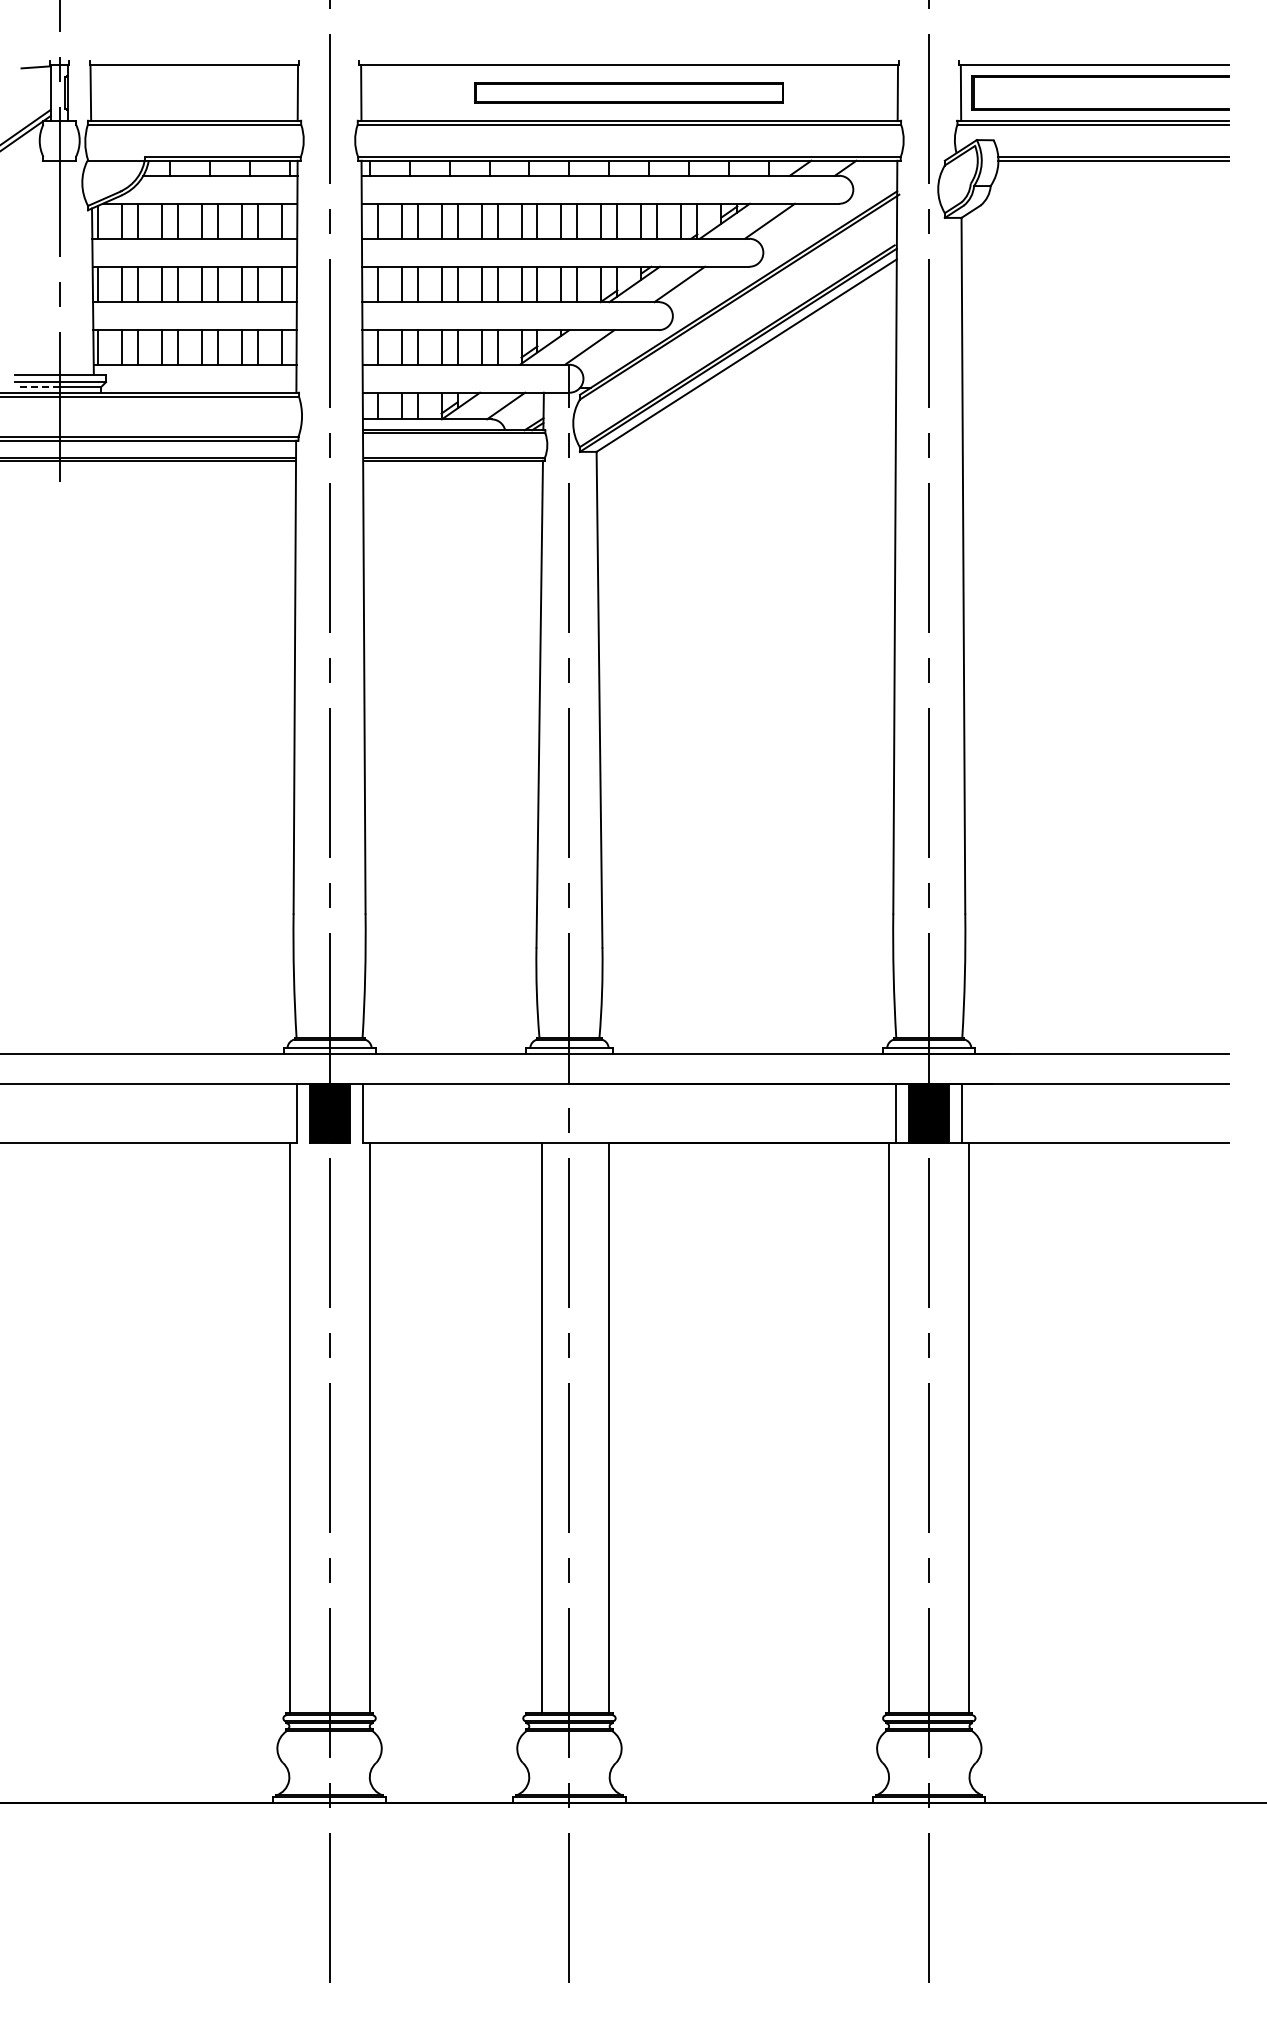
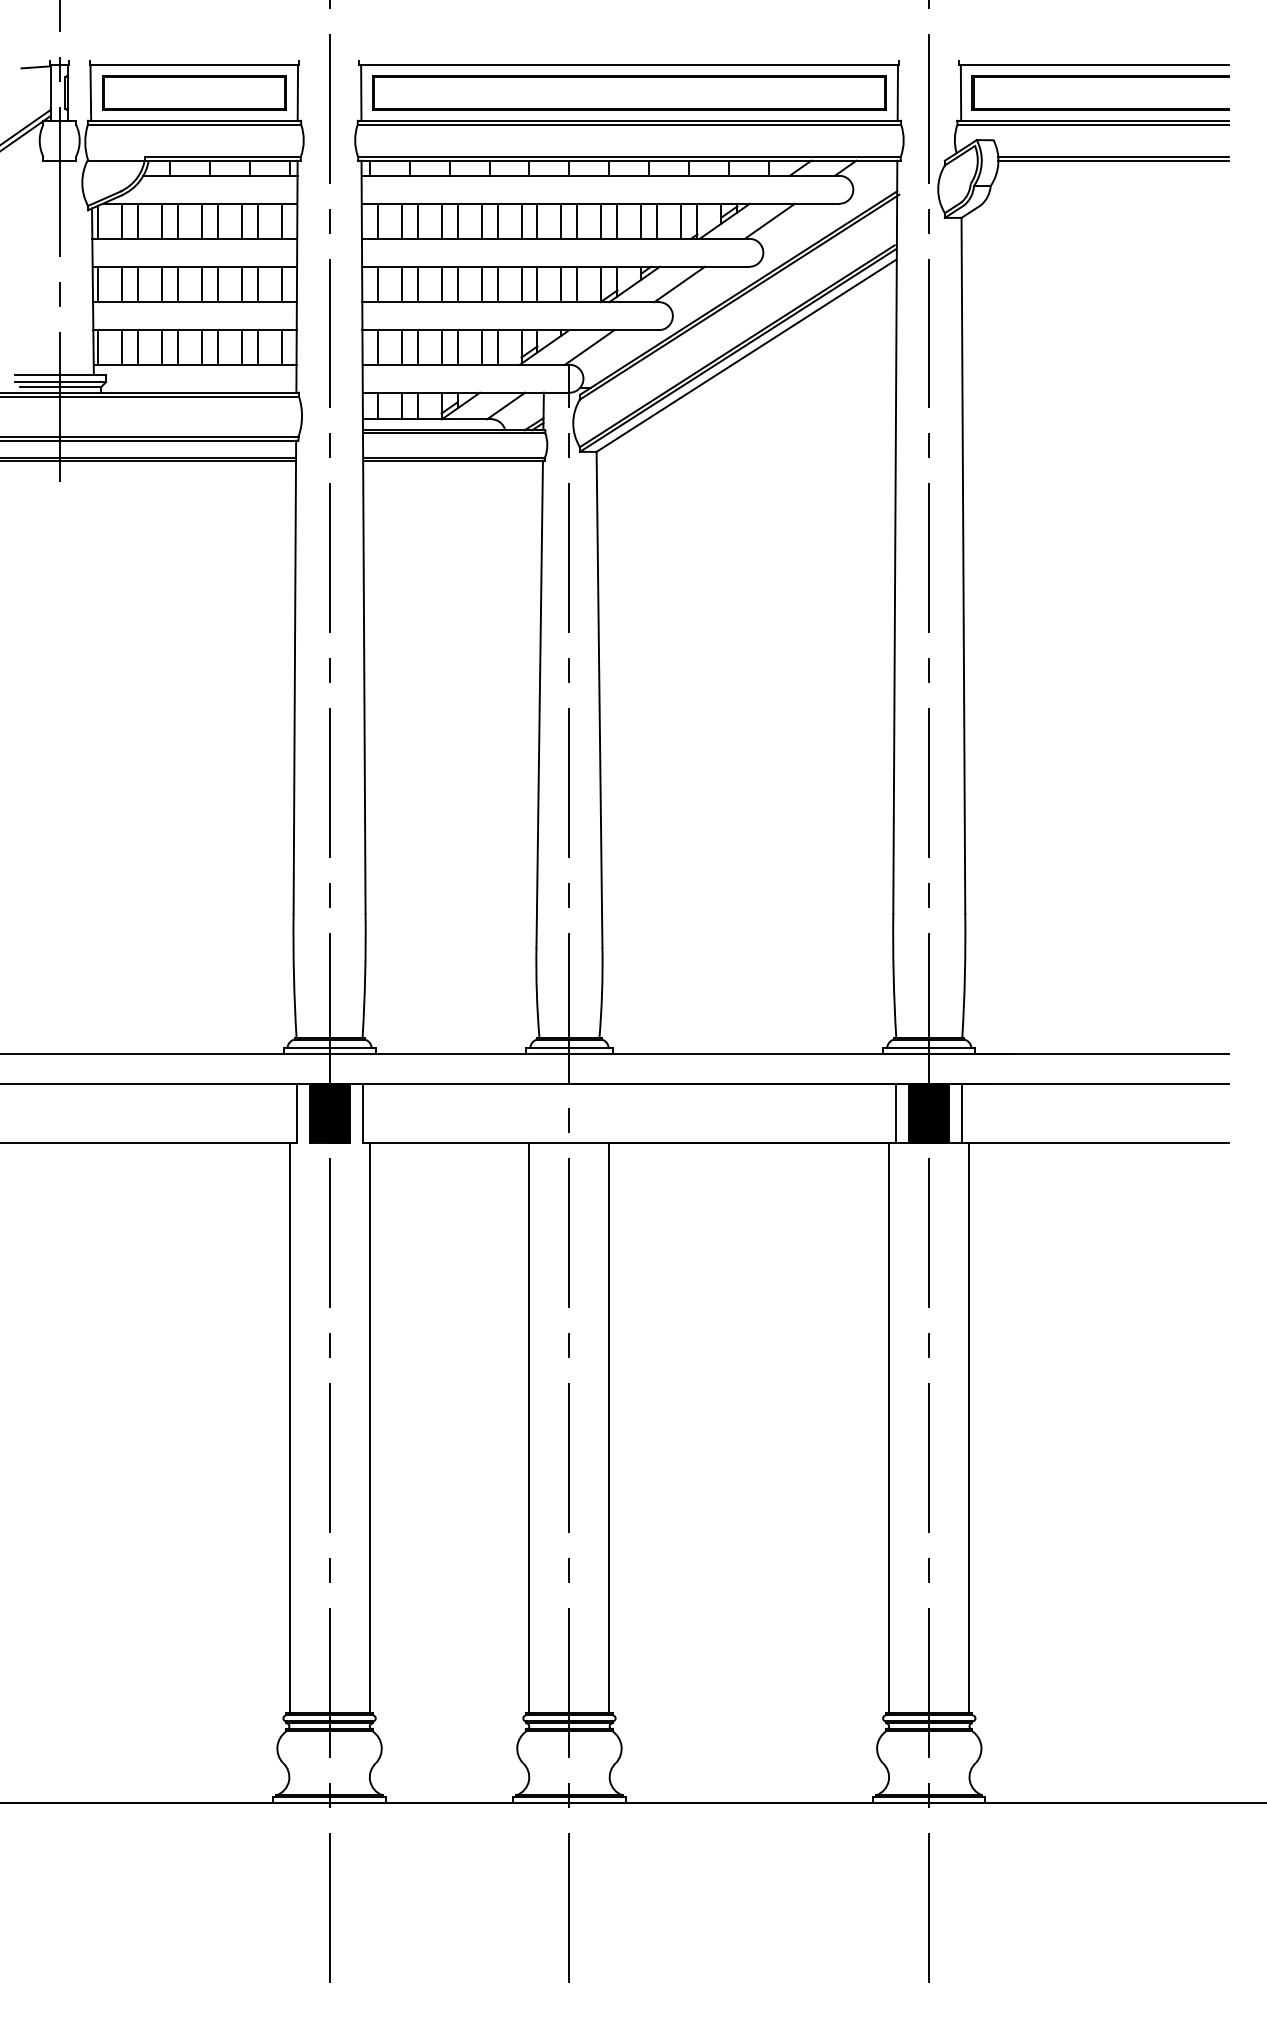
part: none -> present (194, 92)
part size: 310x22 px -> 515x36 px (629, 92)
line: dashed -> solid (39, 387)
line position: (542, 1428) -> (529, 1428) (529, 1428)
